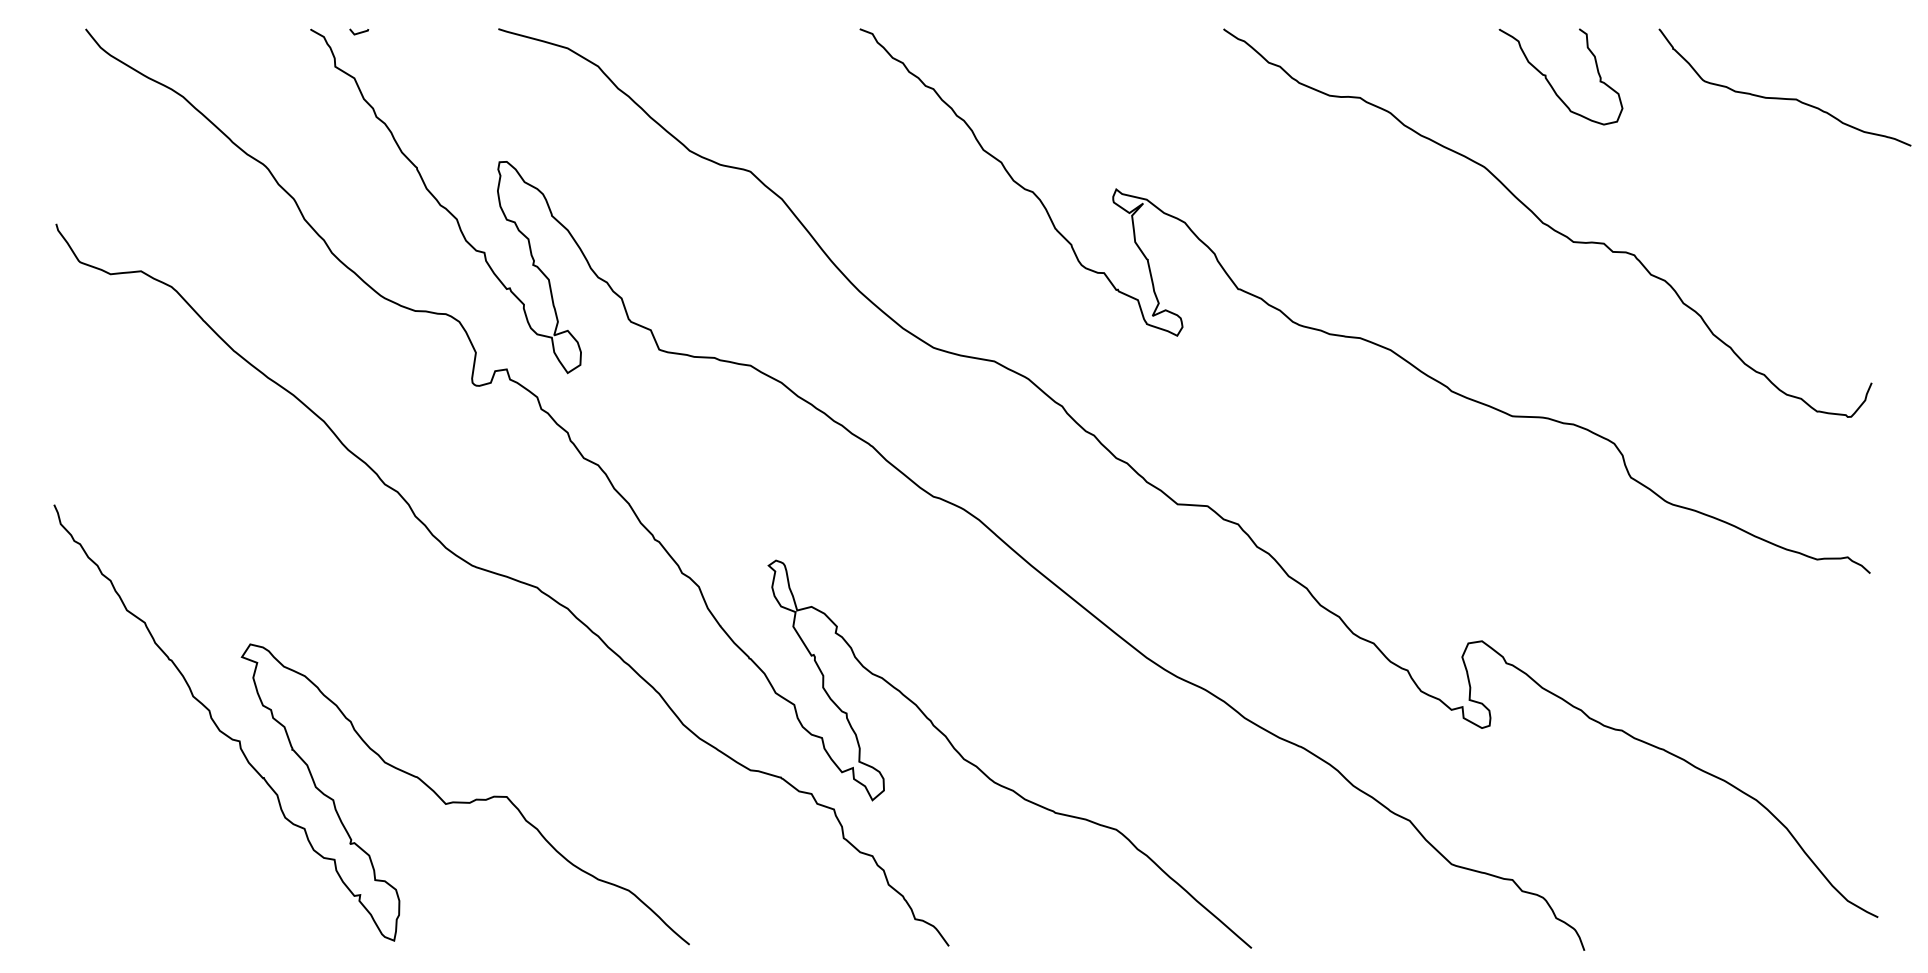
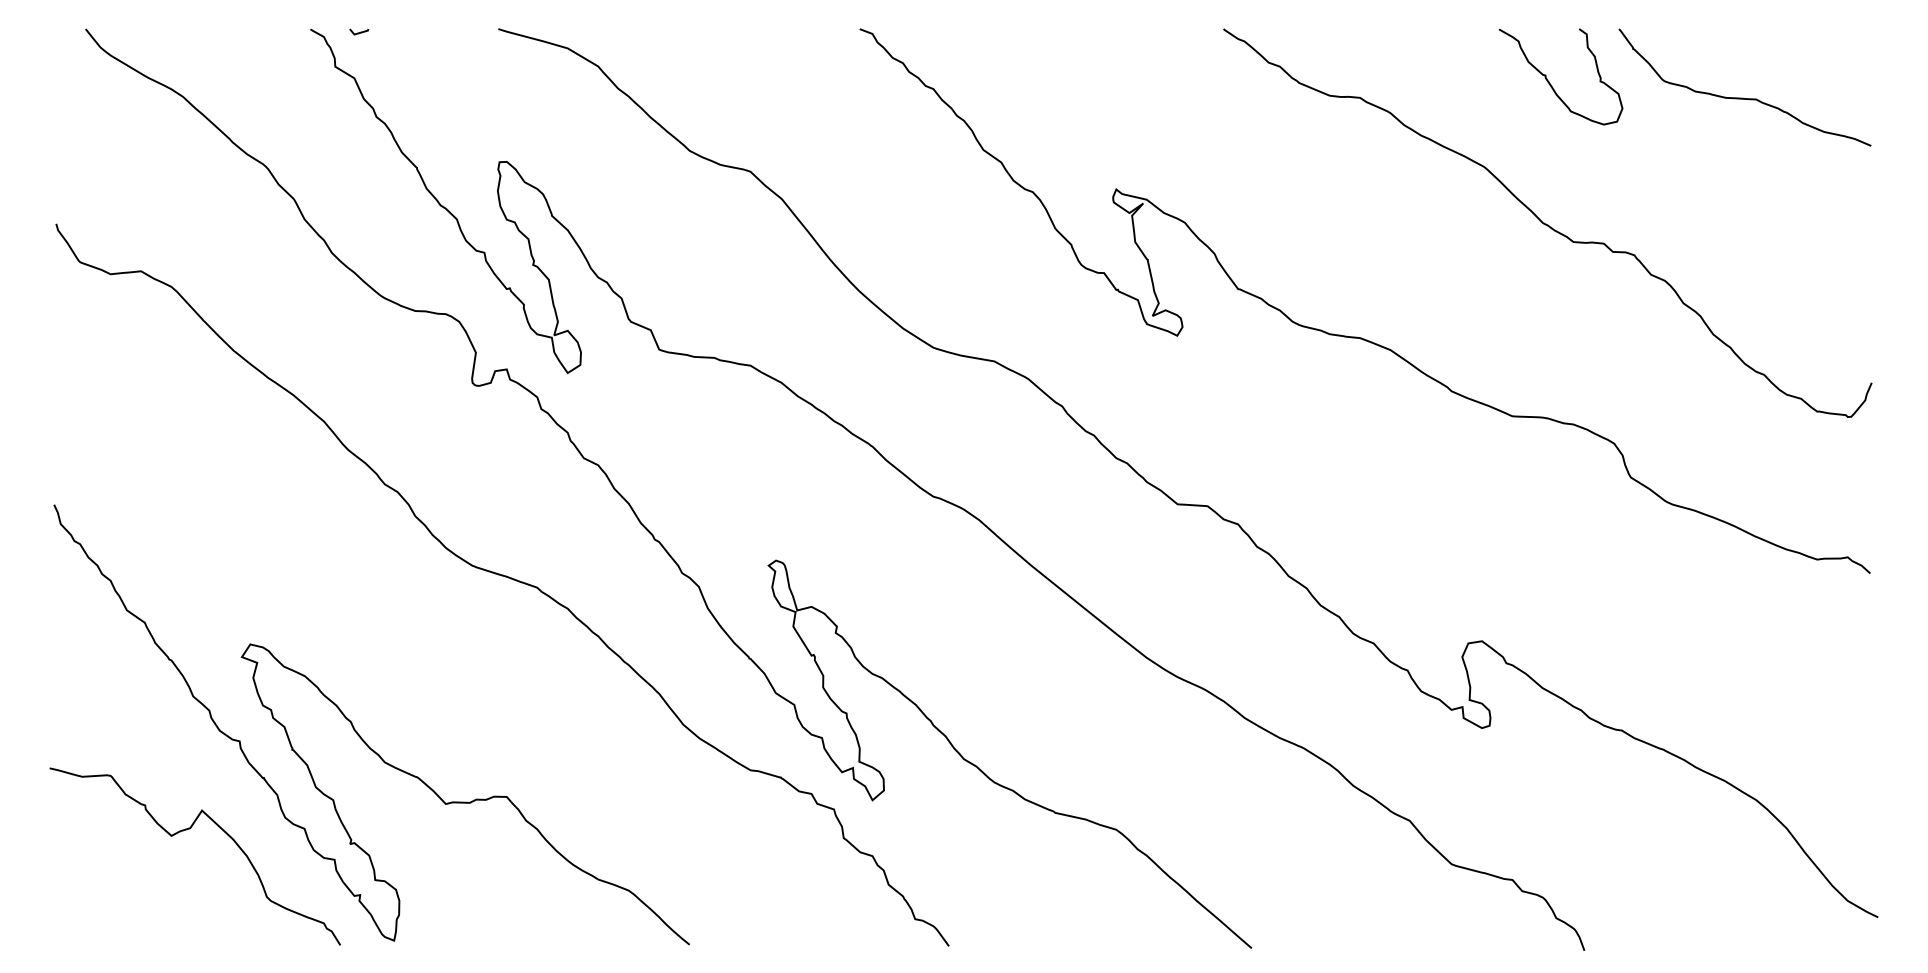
curve position: (1783, 97) -> (1743, 97) (1743, 97)
curve: none -> present (186, 830)
